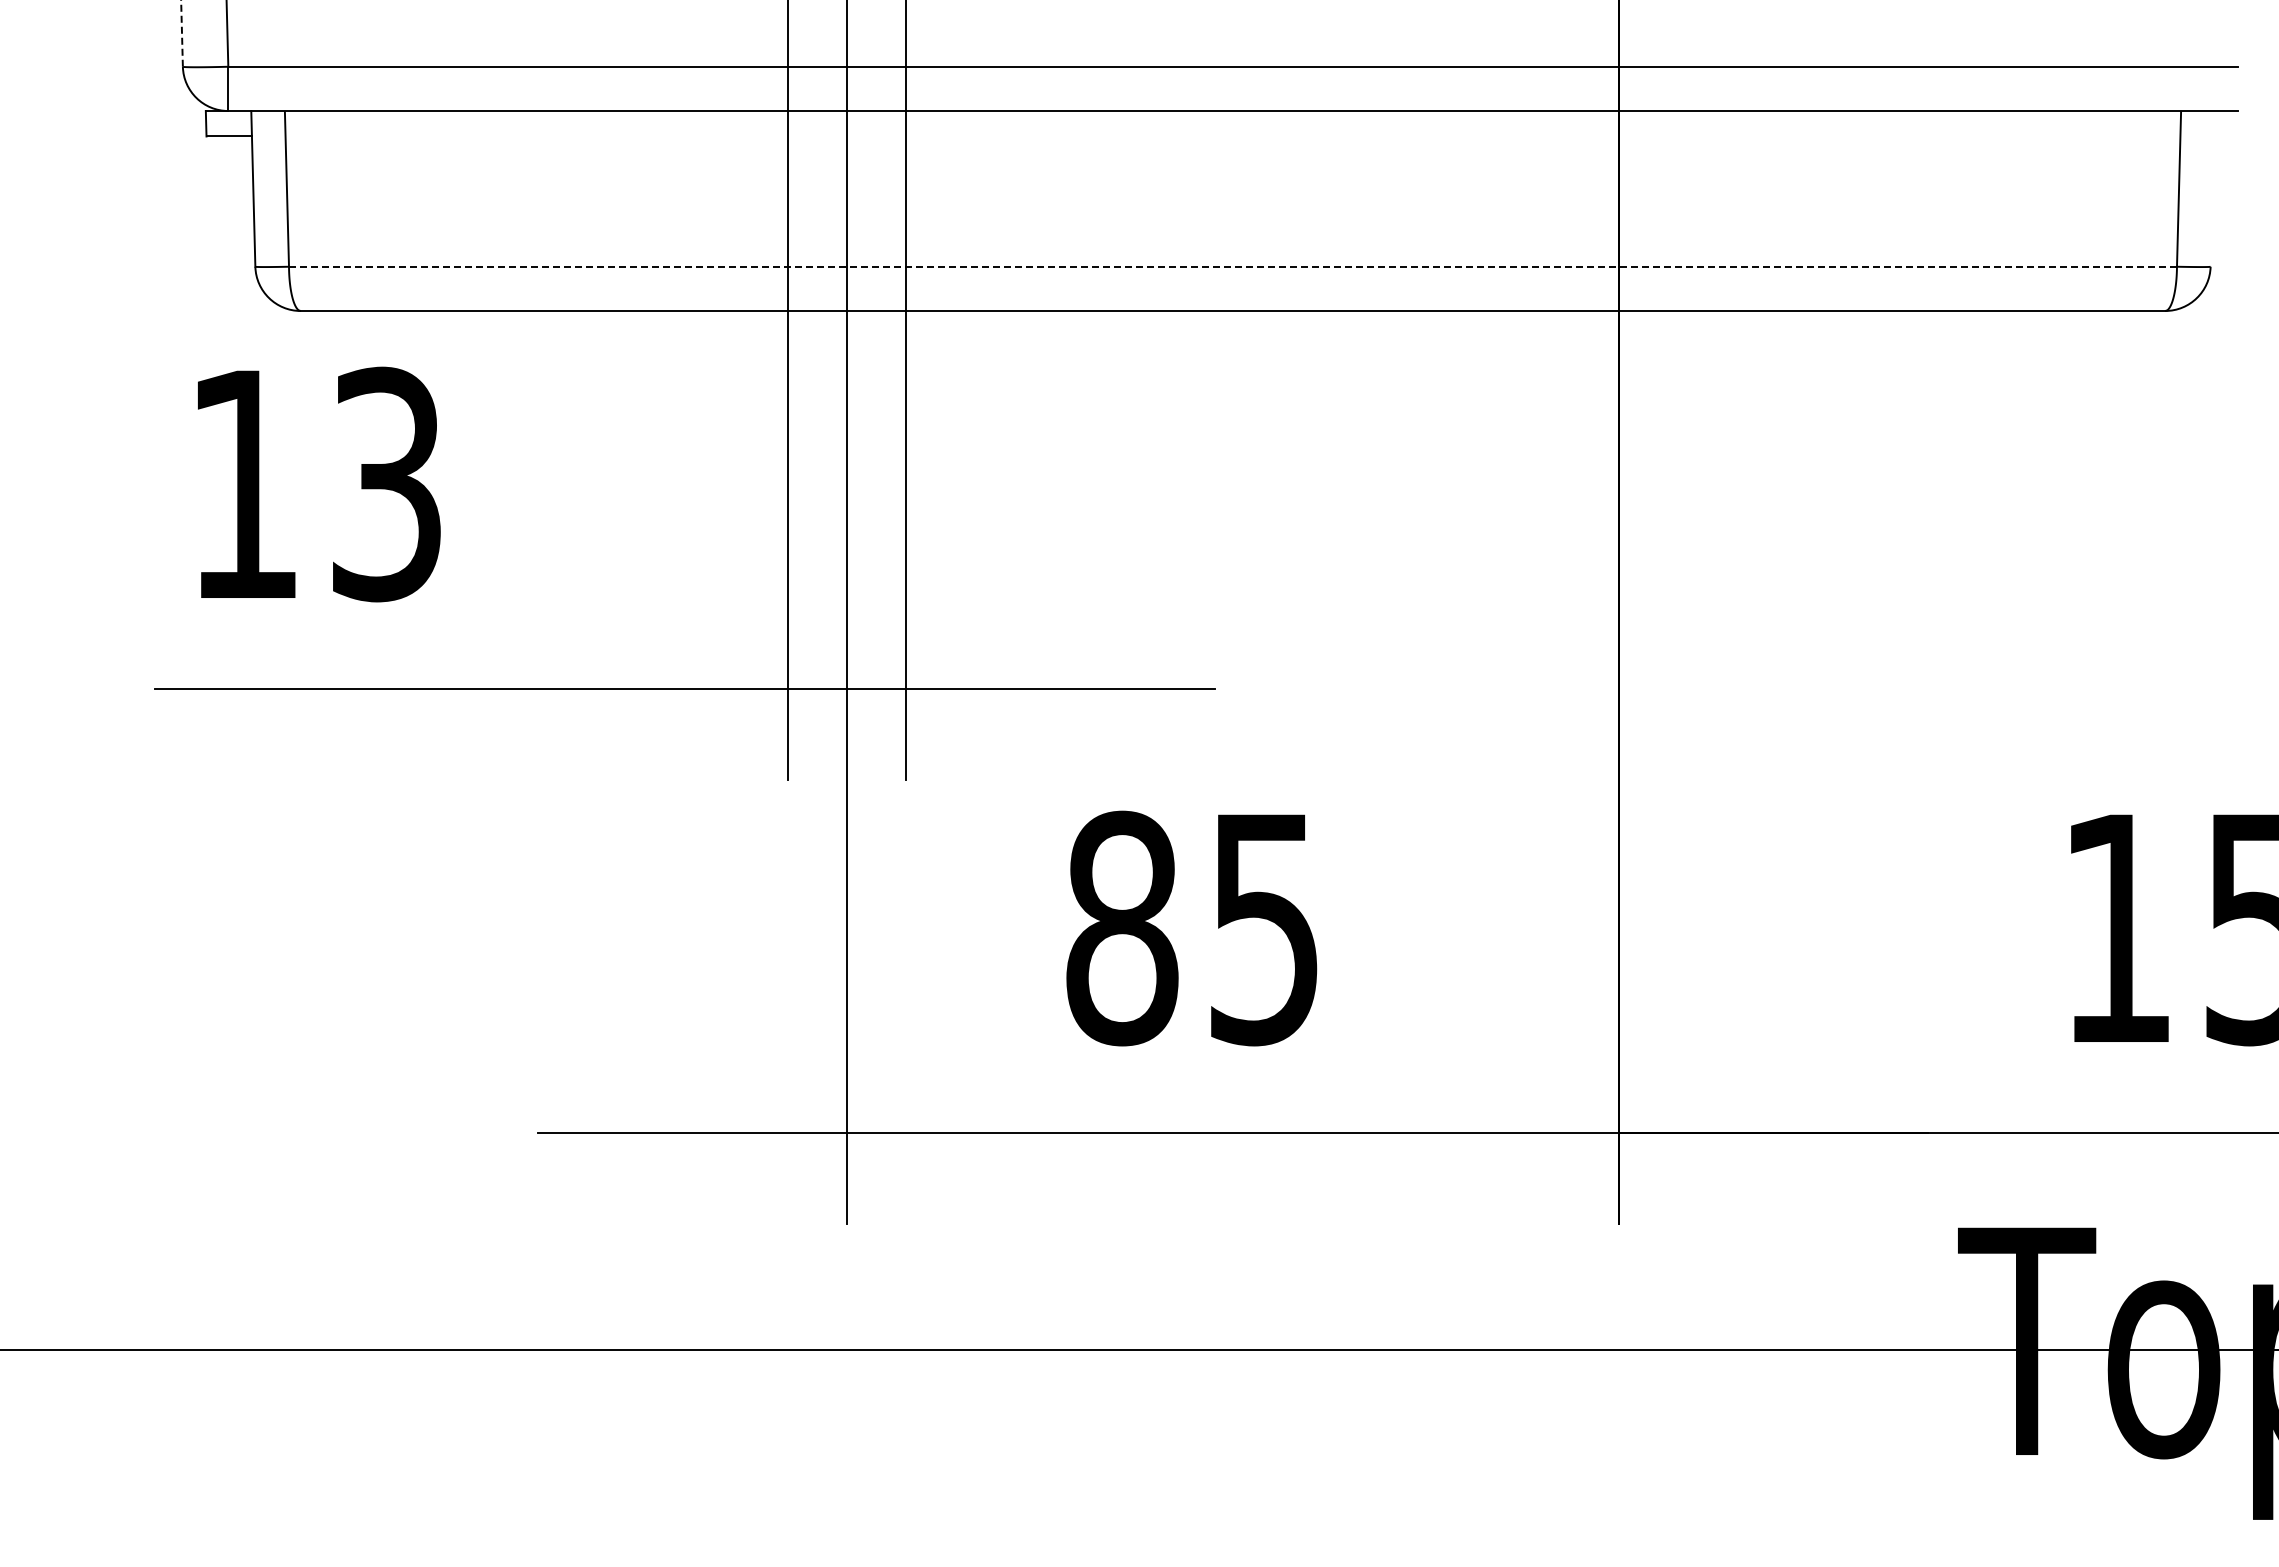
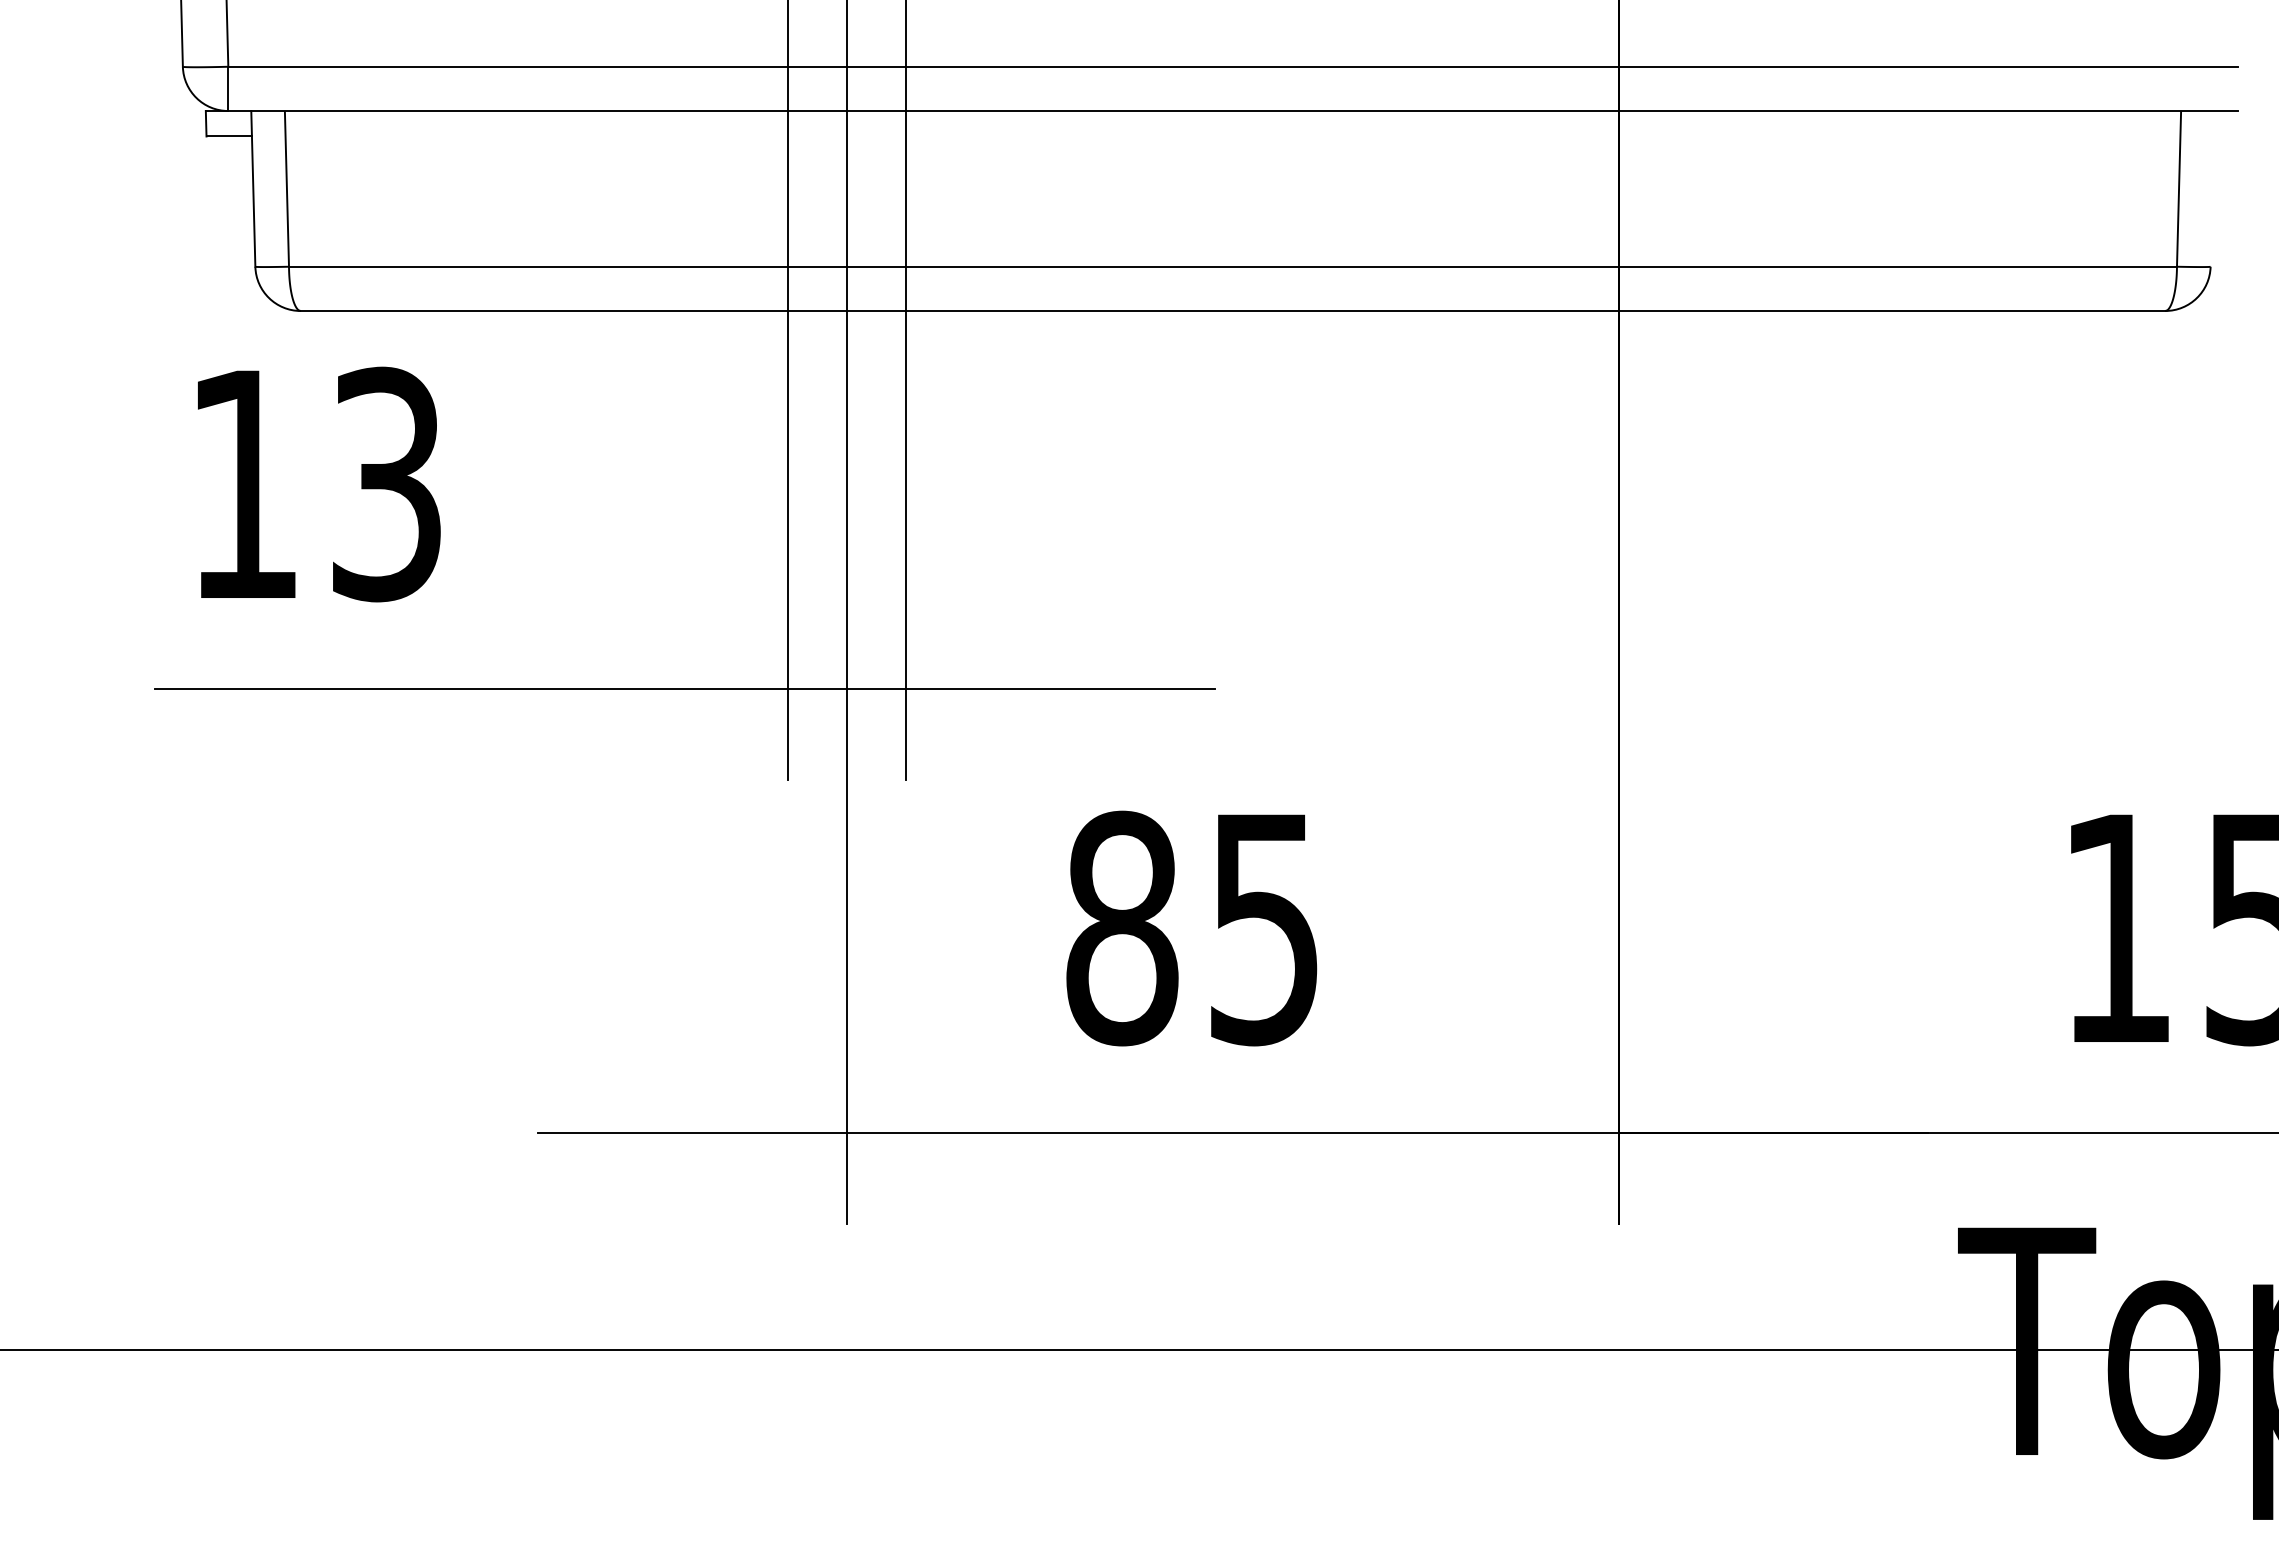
line: dashed -> solid (182, 33)
line: dashed -> solid (1233, 266)
